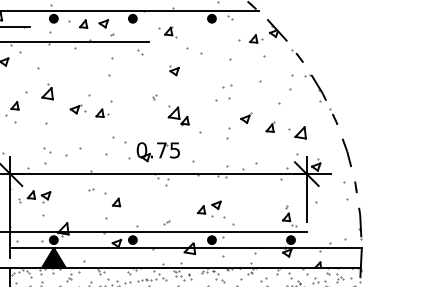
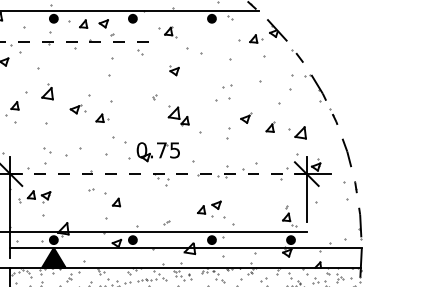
line: present -> none (16, 26)
line: solid -> dashed (74, 42)
part position: (102, 112) -> (102, 117) (102, 117)
line: solid -> dashed (158, 174)
